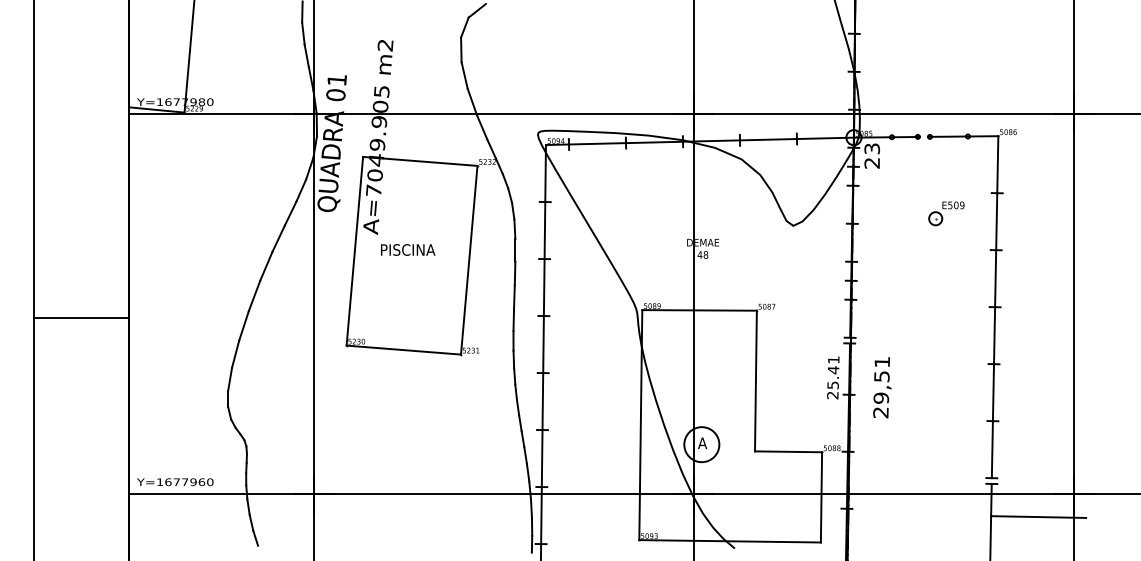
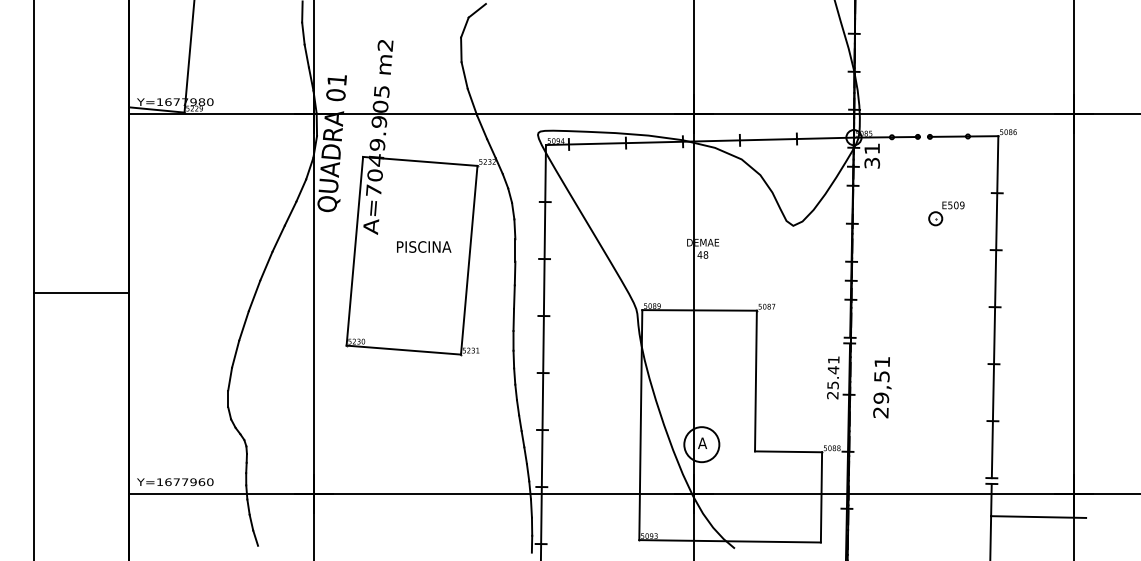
text: 23 -> 31 (872, 155)
text position: (408, 249) -> (424, 246) (424, 246)
line position: (81, 318) -> (81, 293) (81, 293)
